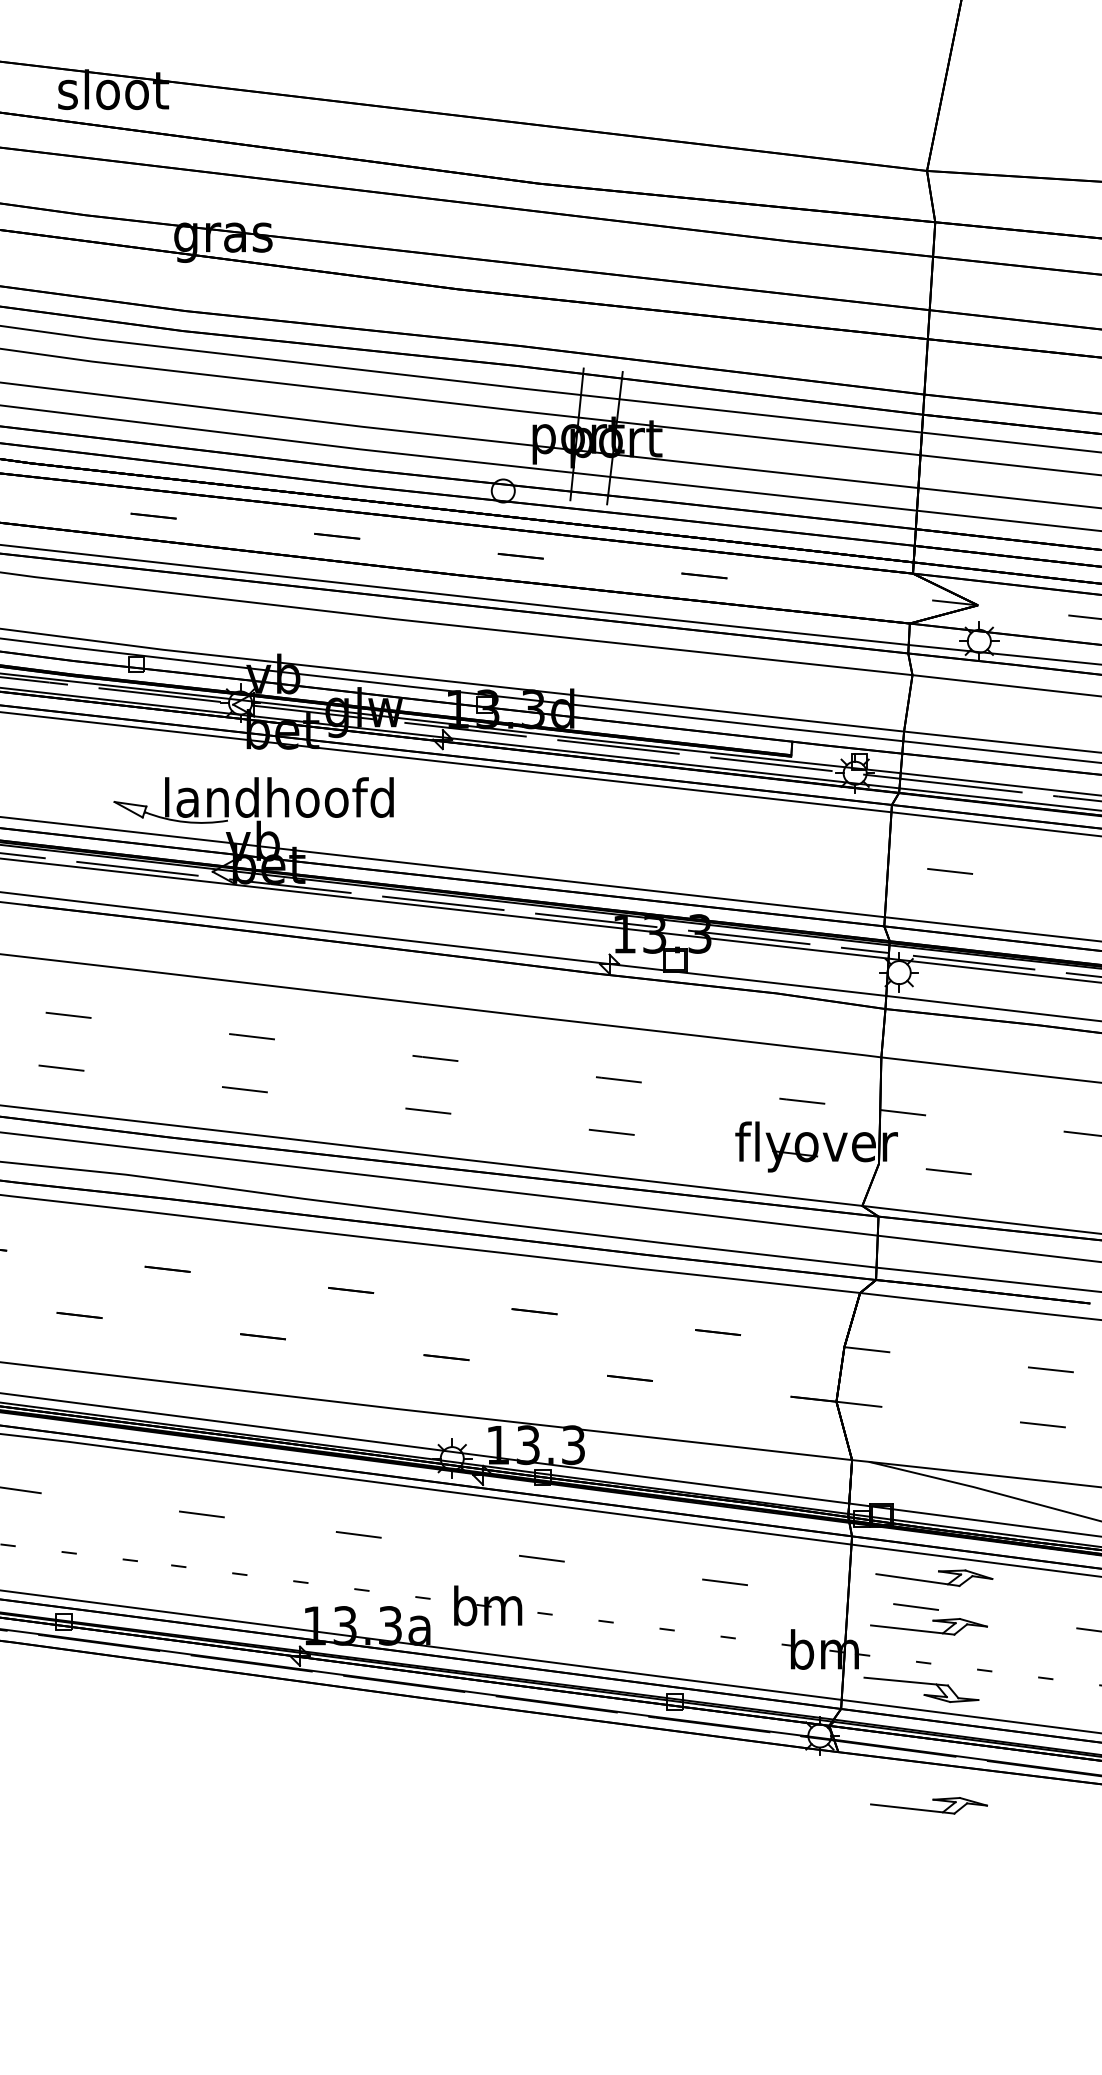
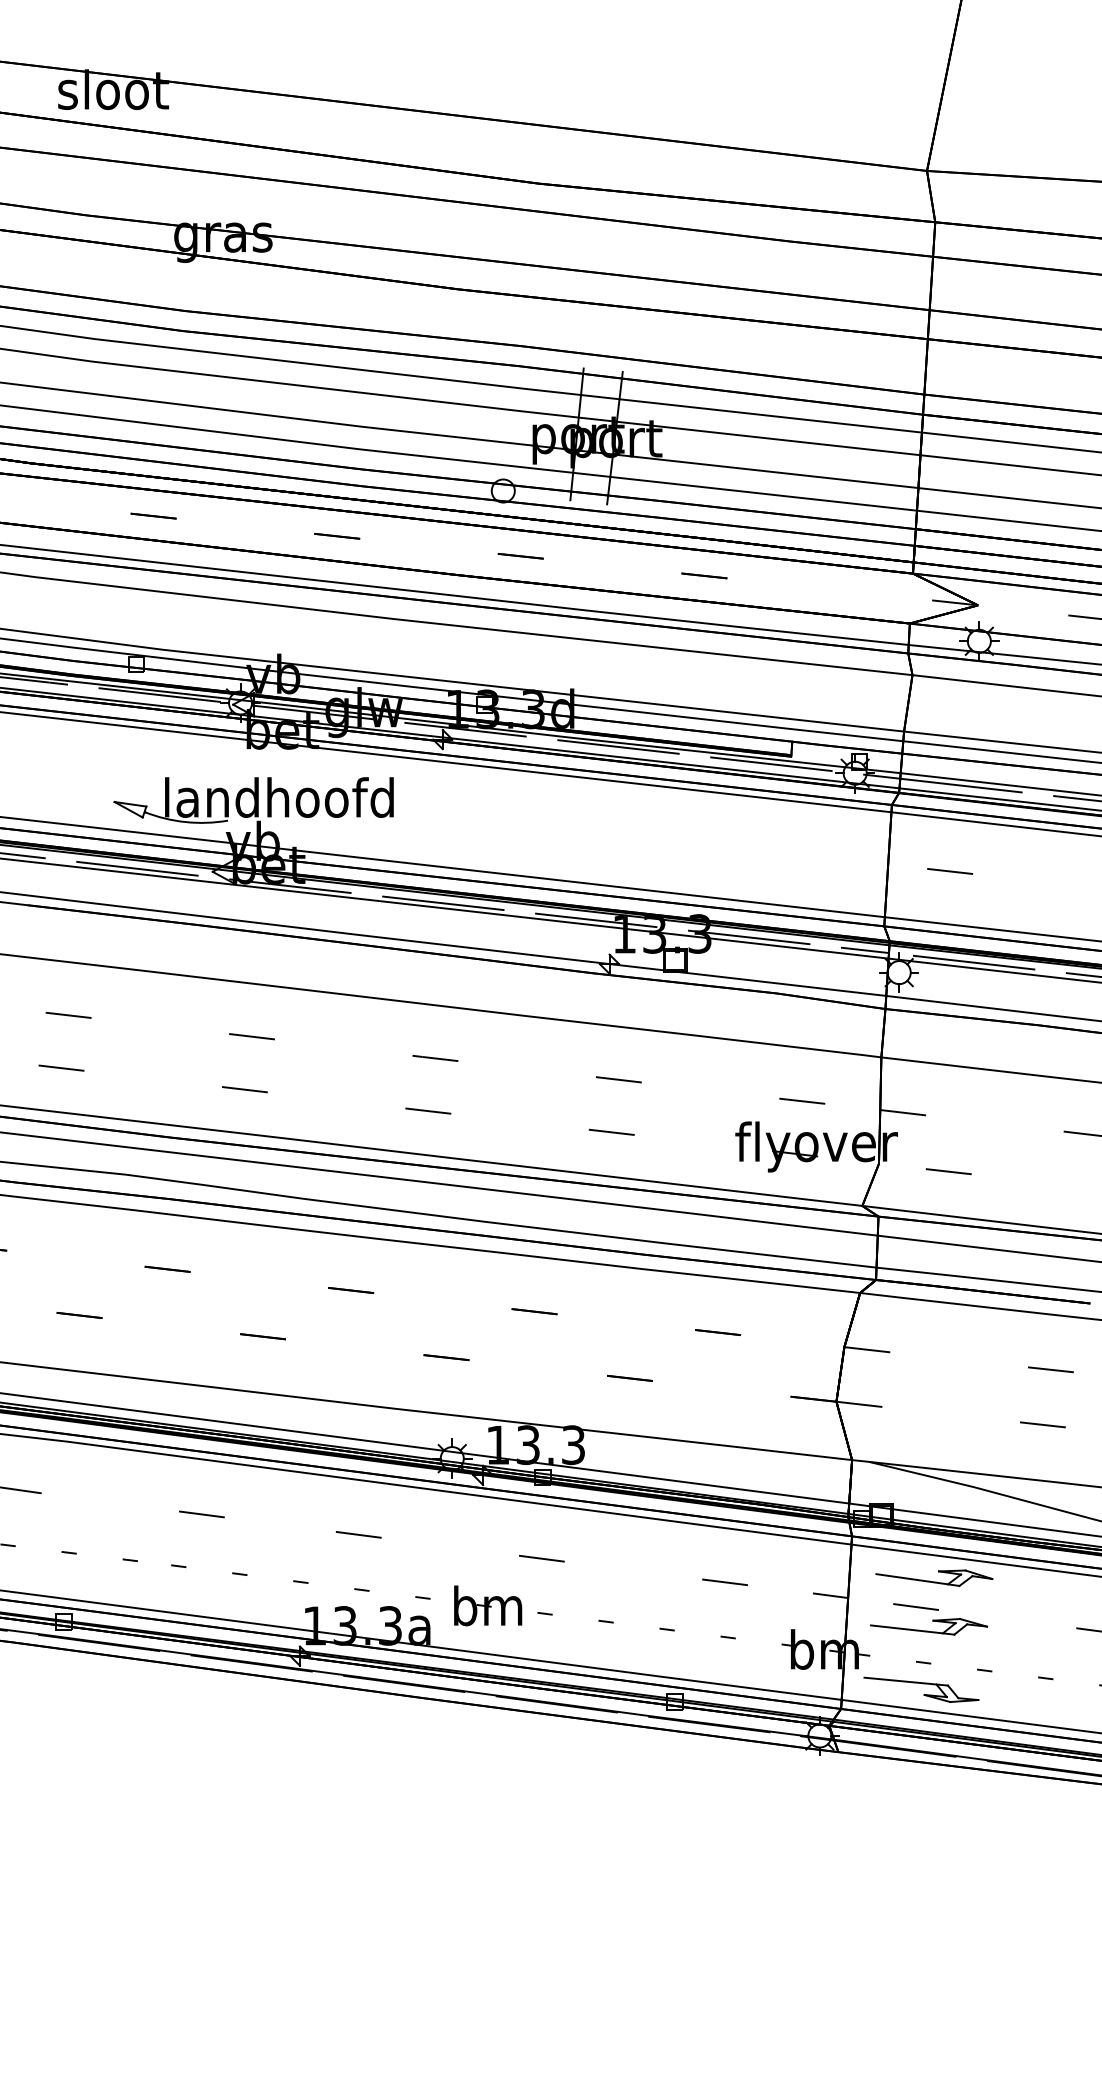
line: none -> present (830, 1595)
part: present -> none (928, 1805)
